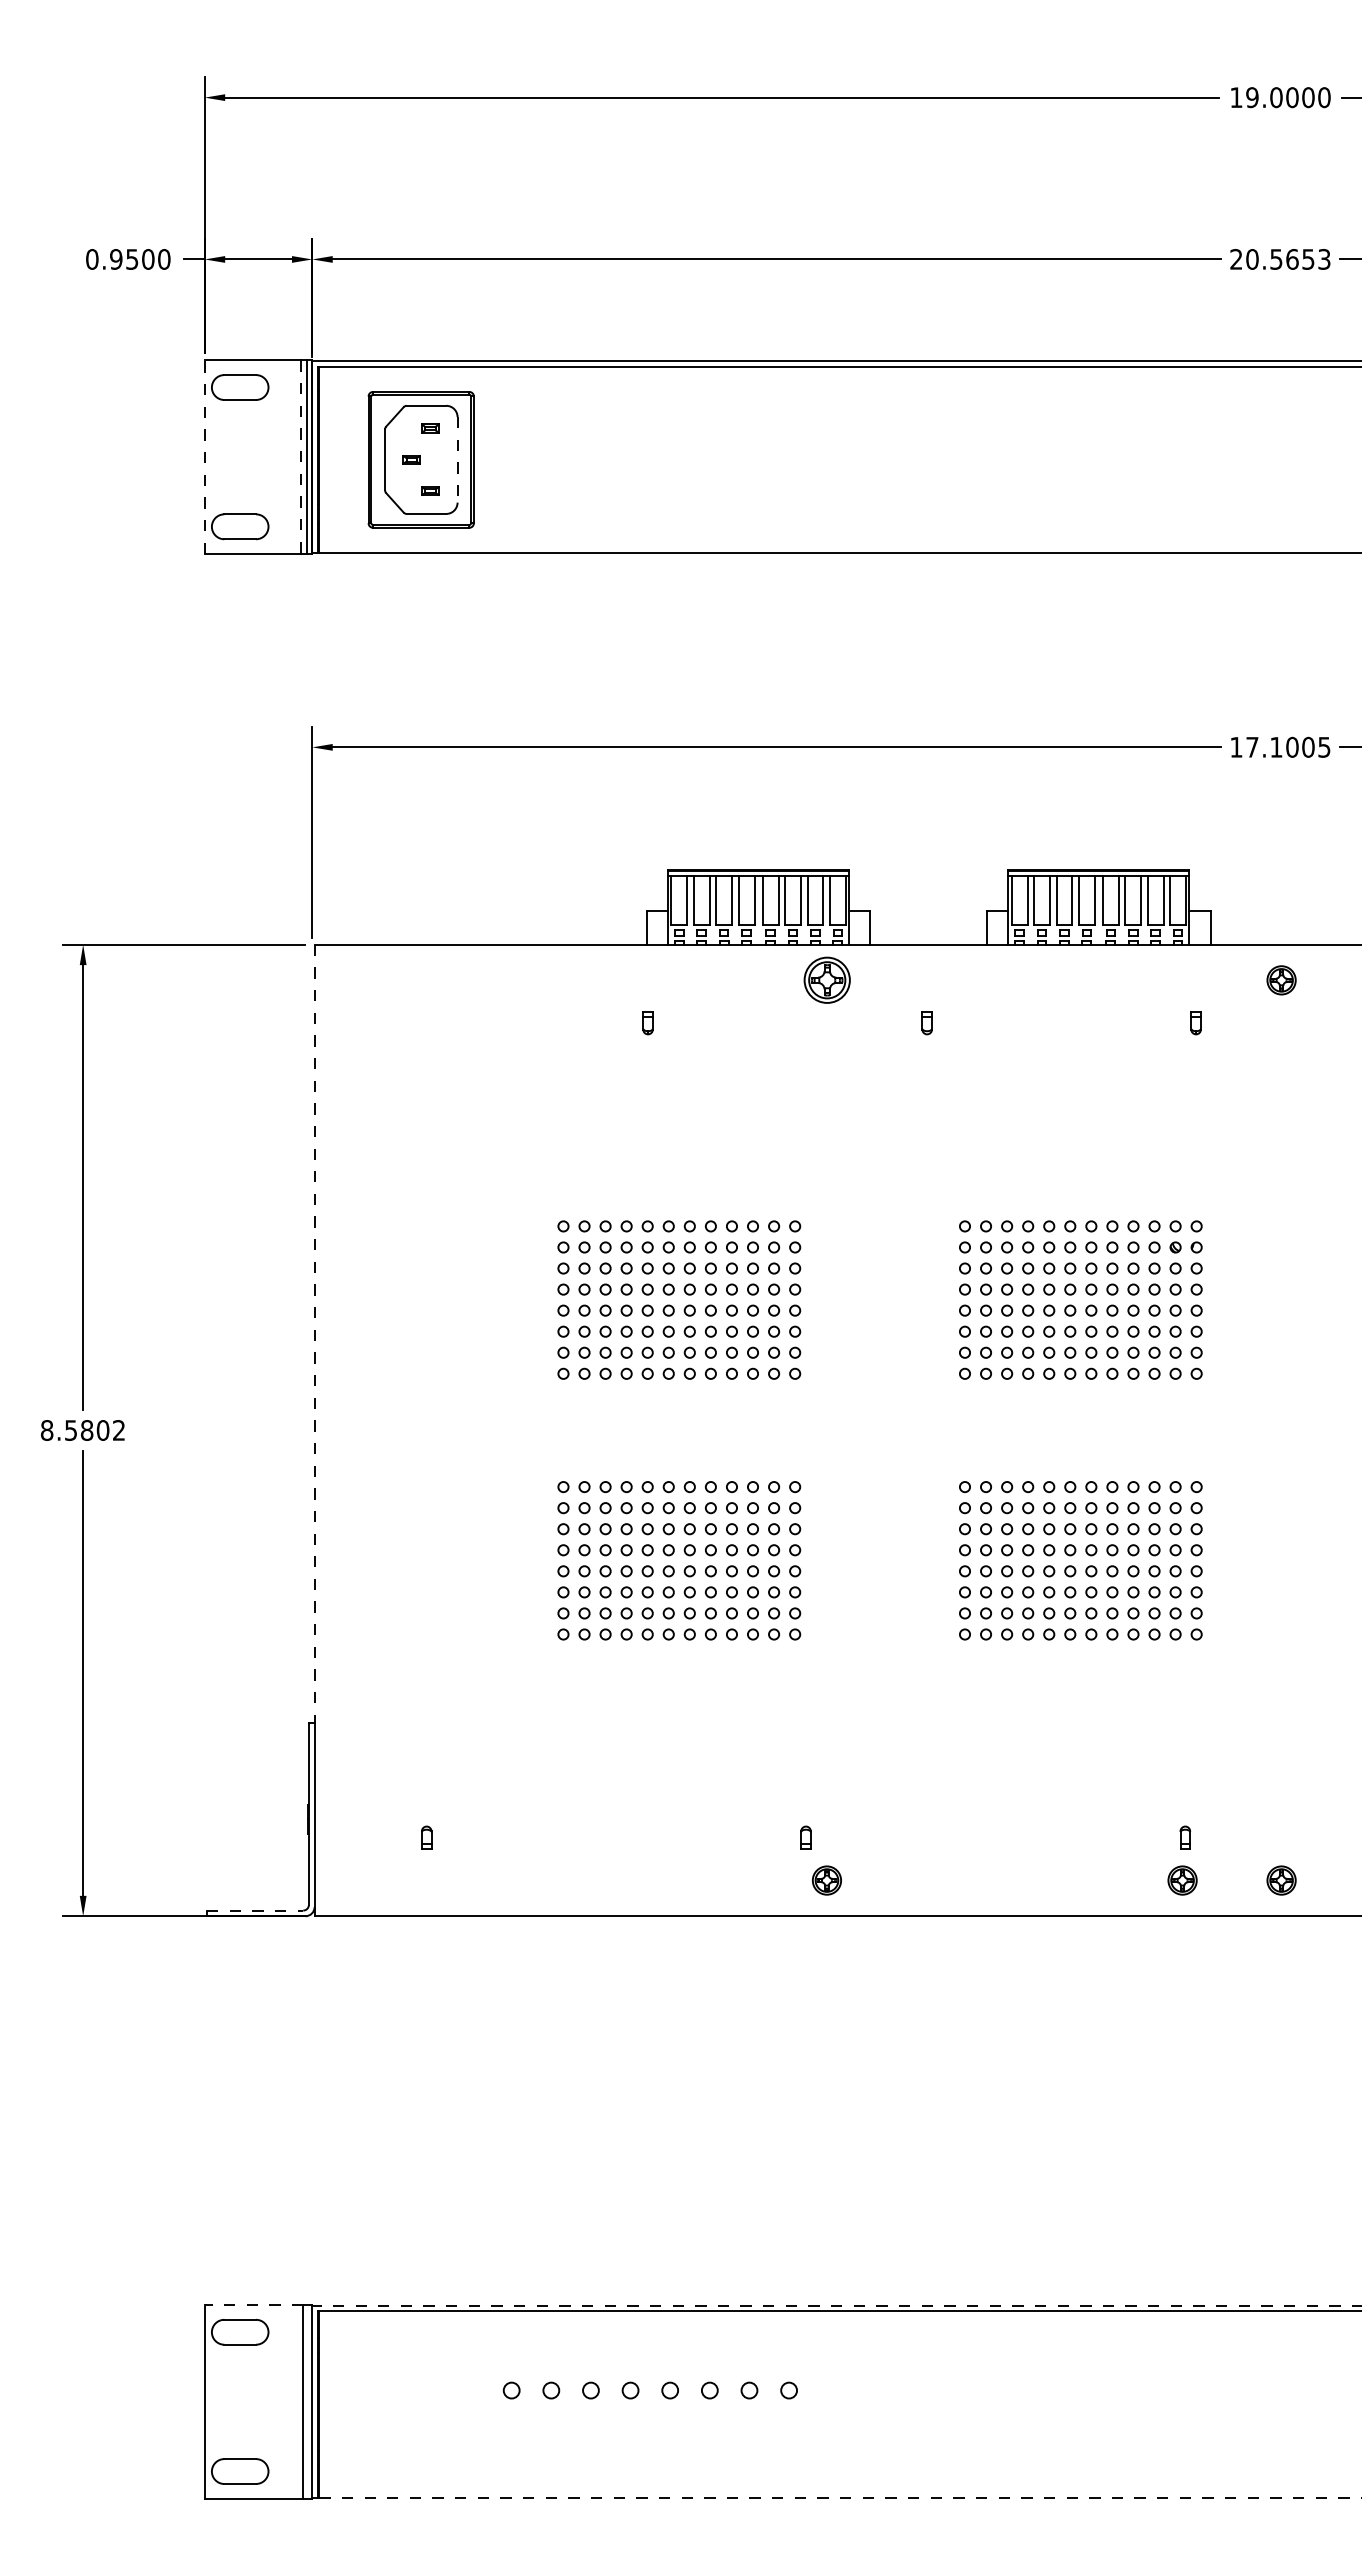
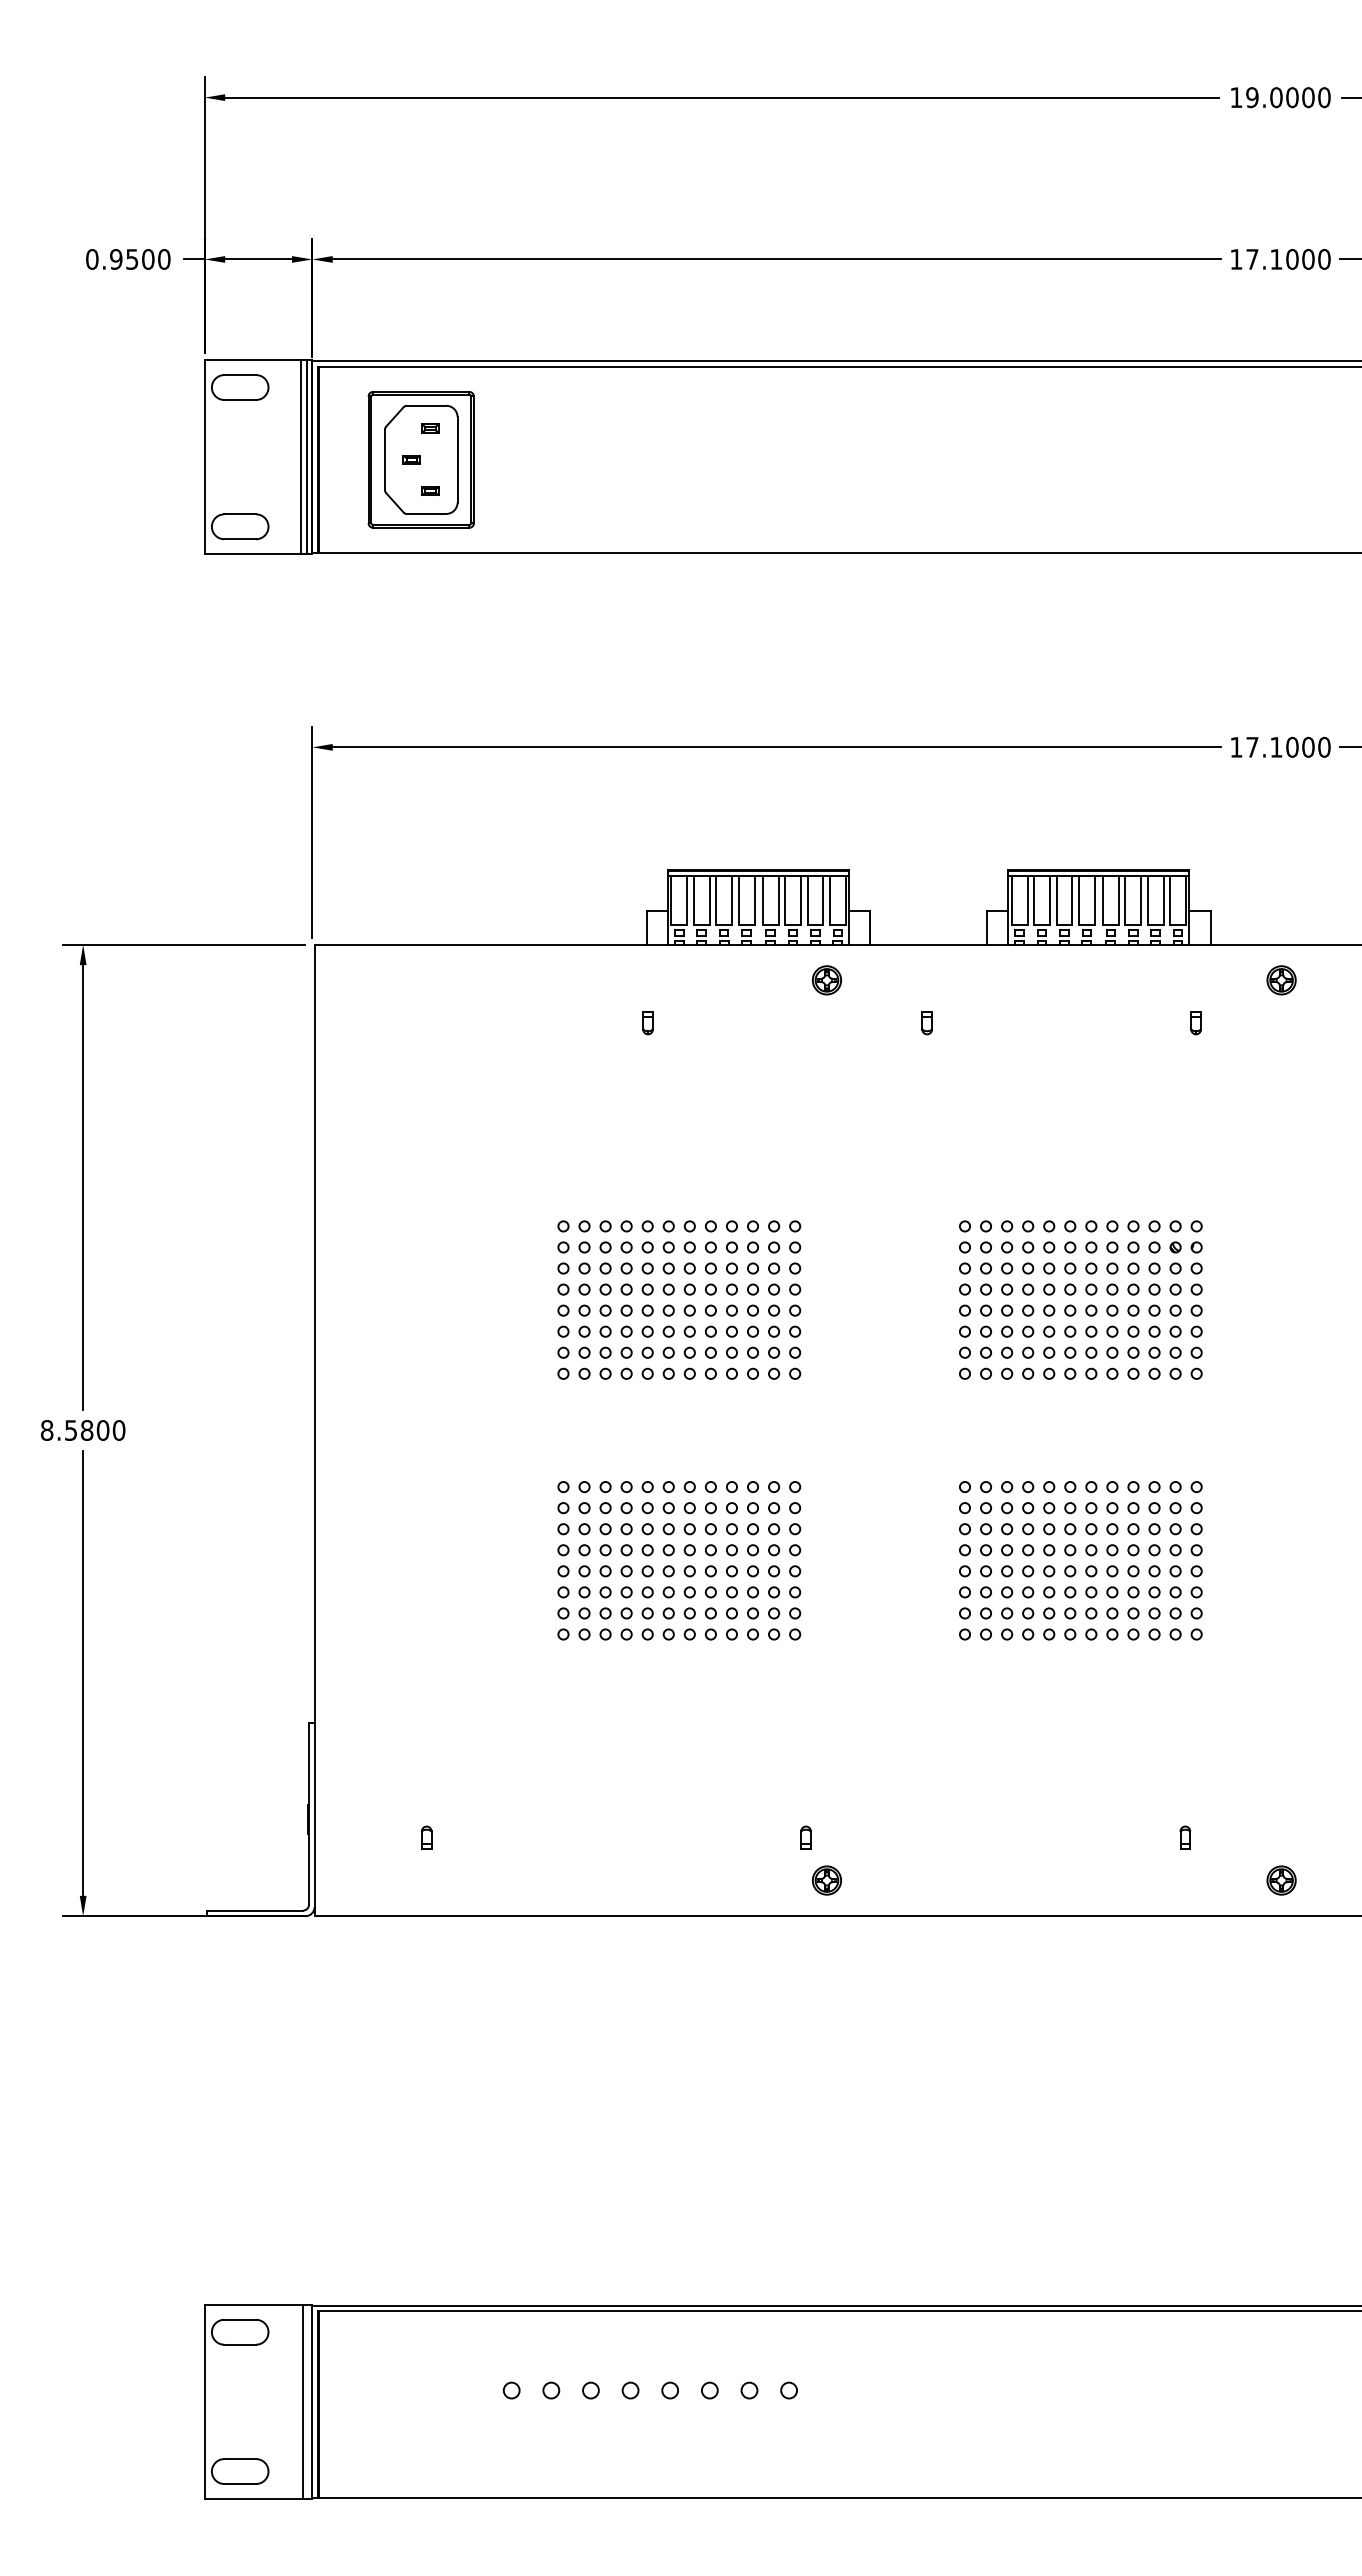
text: 20.5653 -> 17.1000 (1280, 259)
line: dashed -> solid (204, 457)
line: dashed -> solid (301, 457)
line: dashed -> solid (457, 459)
text: 17.1005 -> 17.1000 (1324, 746)
part size: 48x48 px -> 31x31 px (826, 980)
line: dashed -> solid (314, 1333)
text: 8.5802 -> 8.5800 (118, 1430)
part: present -> none (1182, 1880)
line: dashed -> solid (255, 1910)
line: dashed -> solid (253, 2305)
line: dashed -> solid (837, 2305)
line: dashed -> solid (841, 2497)
